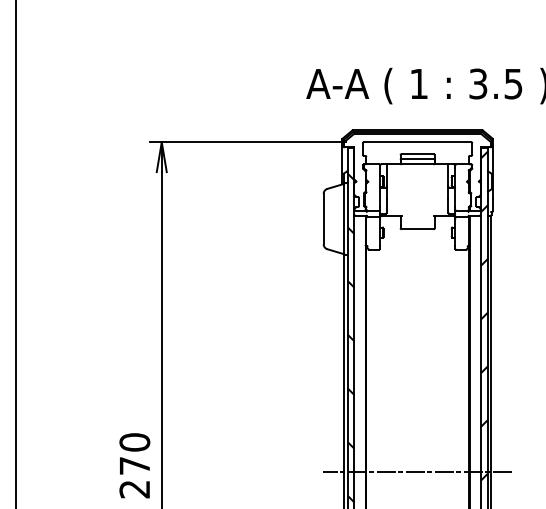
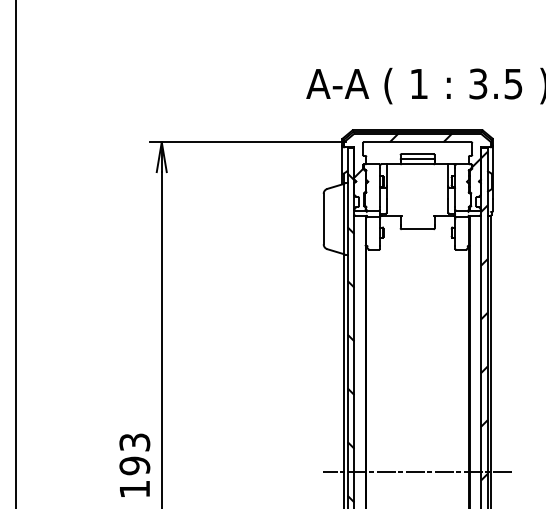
hatch: none -> present (417, 155)
text: 270 -> 193 (134, 465)
